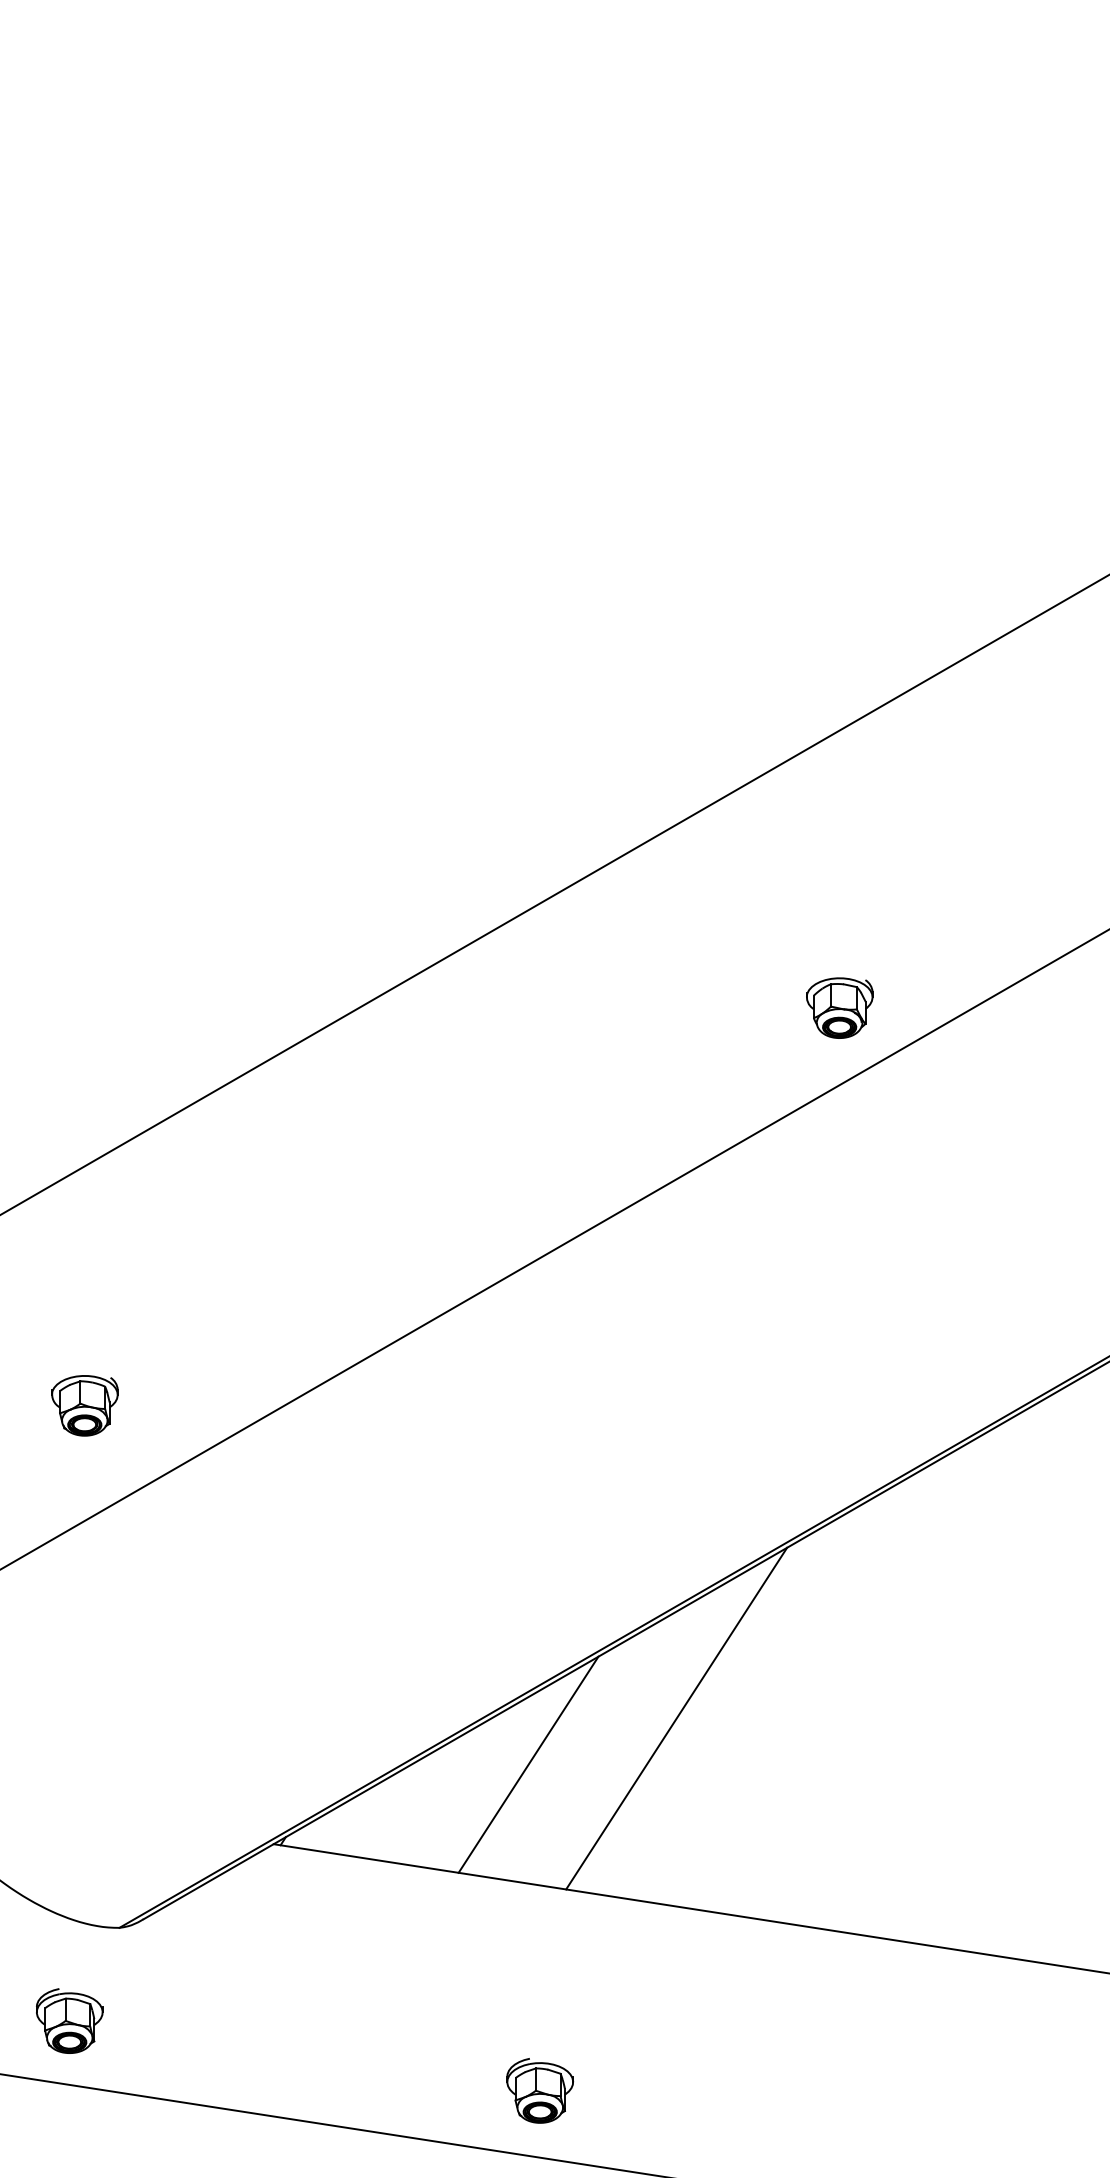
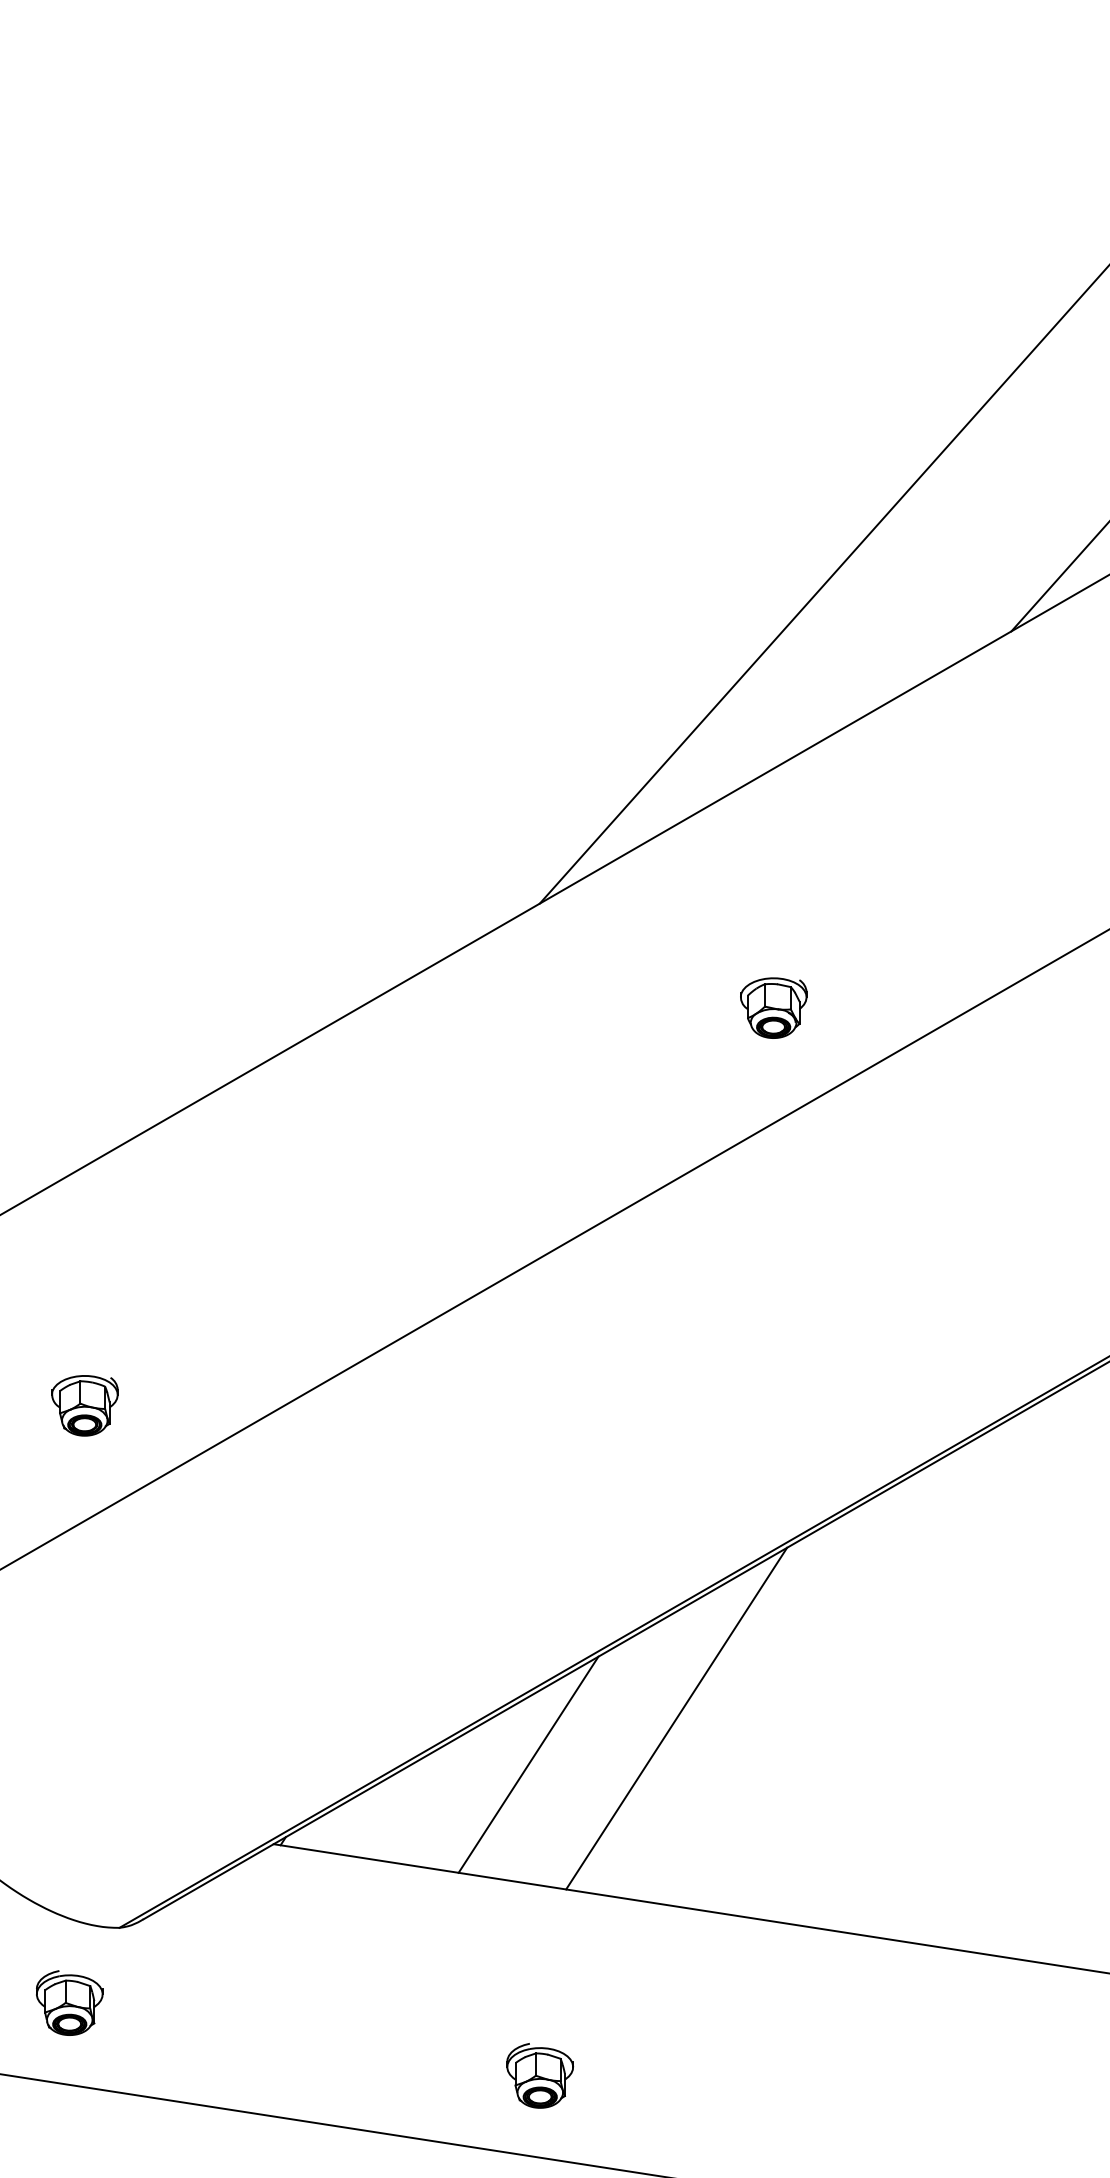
line: none -> present (1058, 577)
line: none -> present (822, 585)
part position: (839, 1007) -> (773, 1007) (773, 1007)
part position: (69, 2020) -> (69, 2002) (69, 2002)
part position: (540, 2090) -> (540, 2075) (540, 2075)
